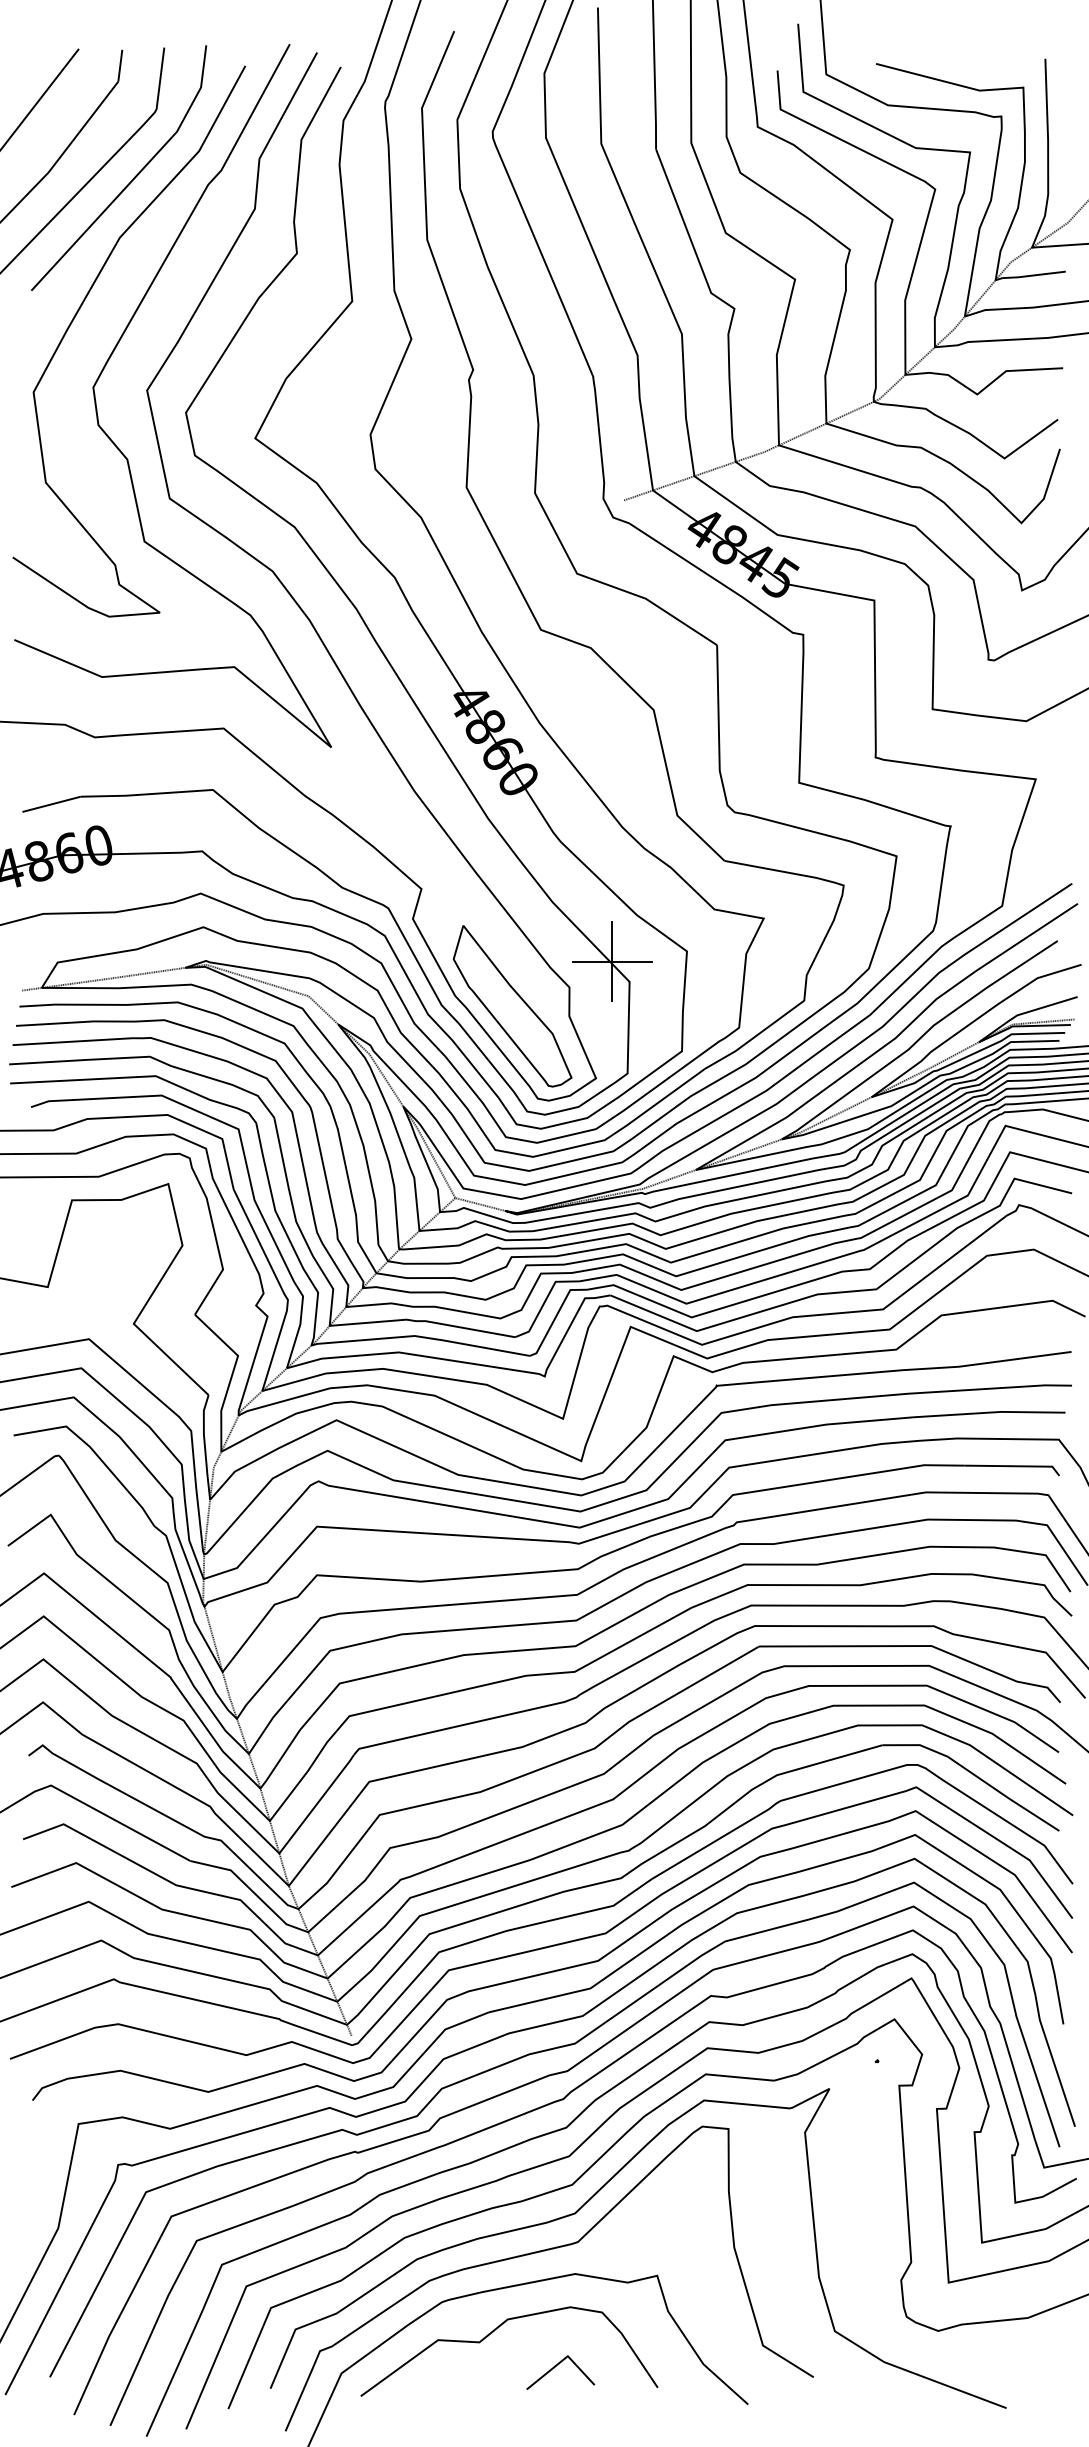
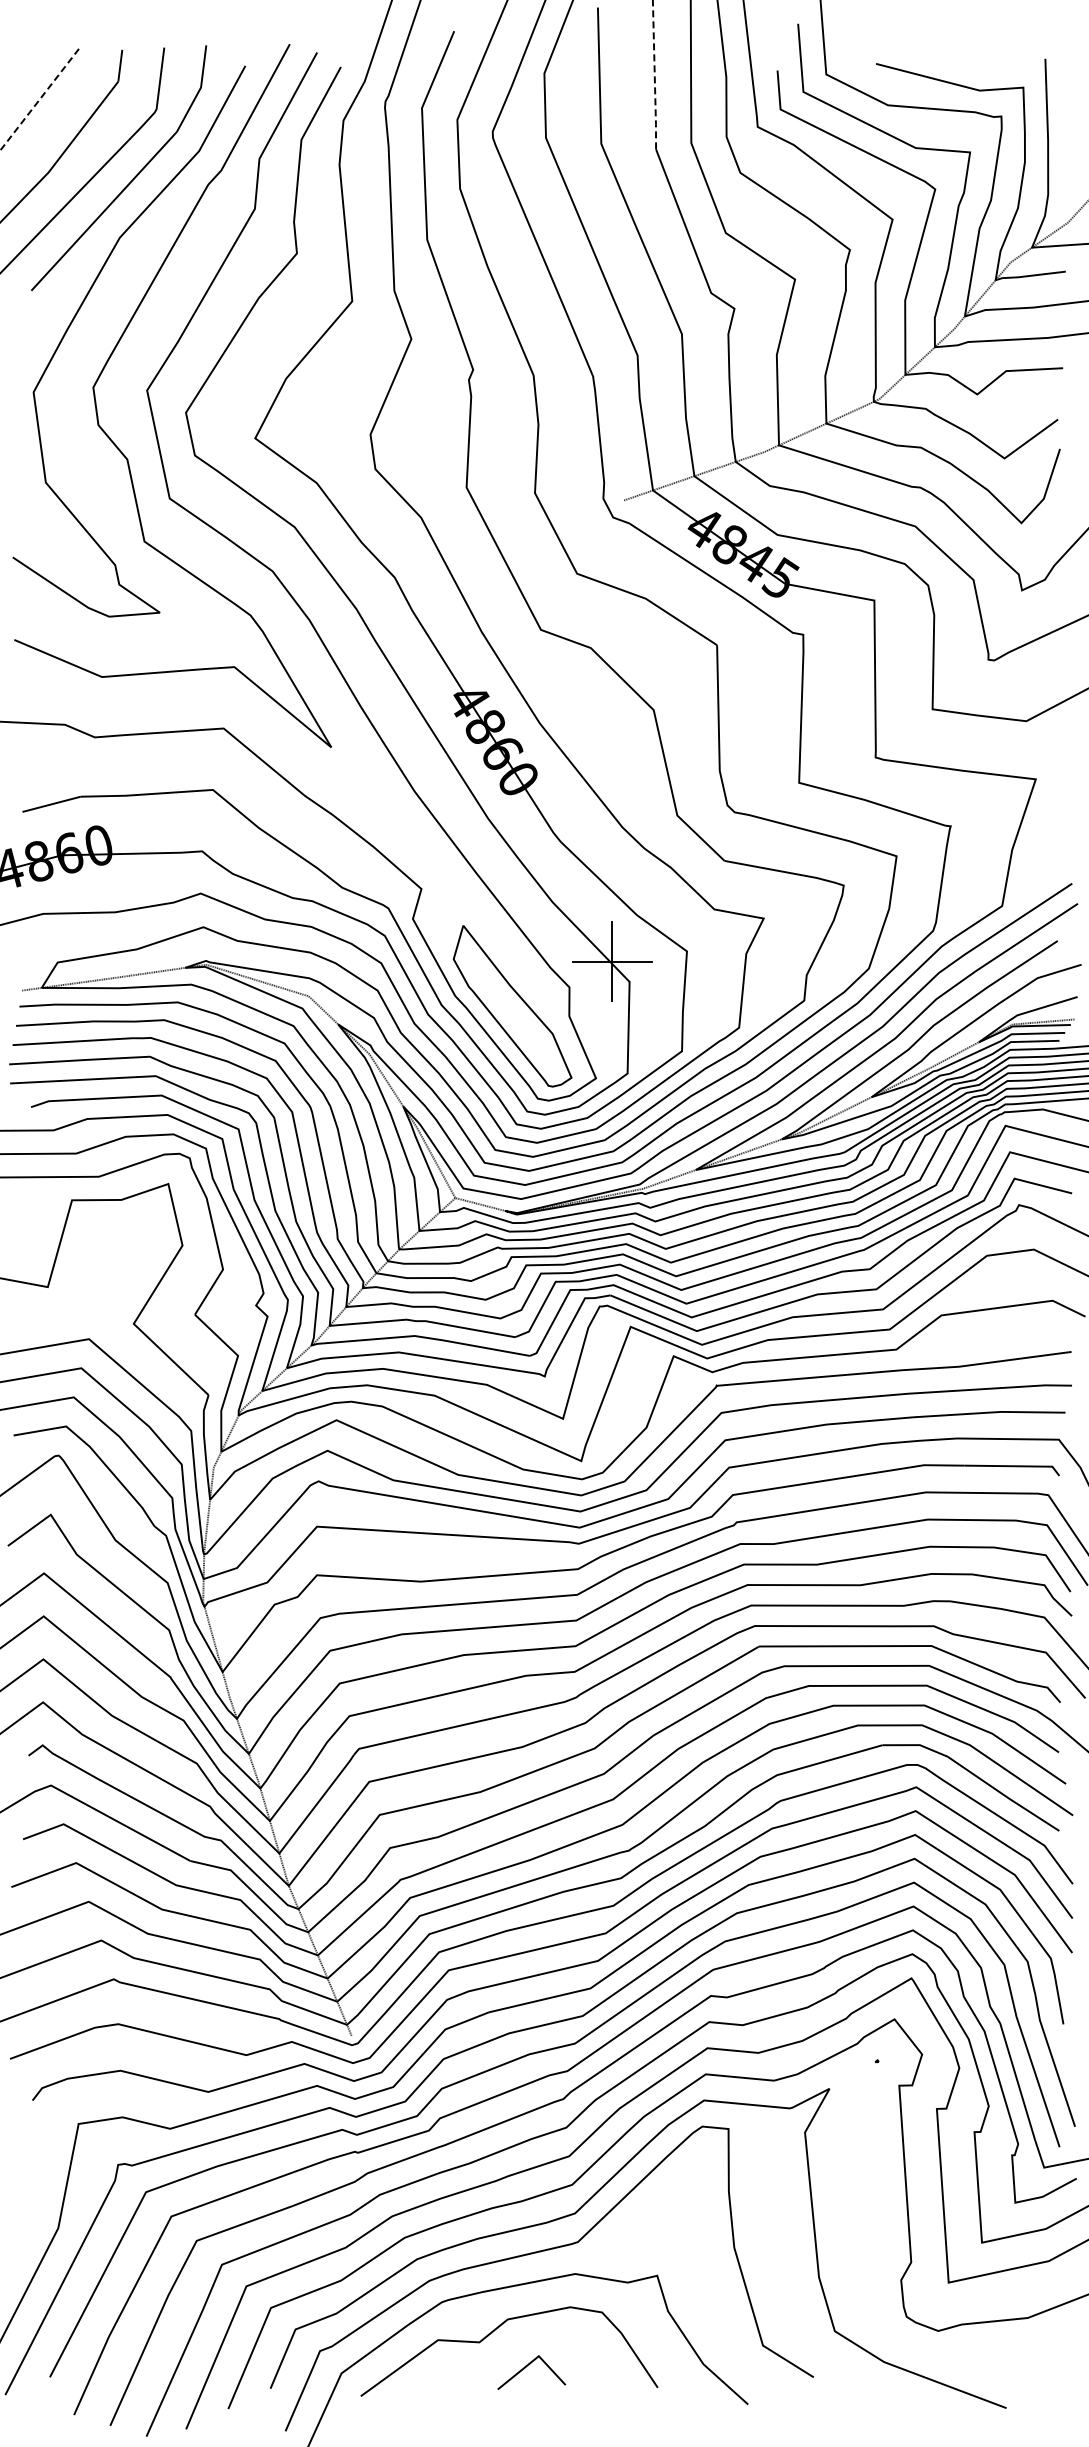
line: solid -> dashed (654, 75)
line: solid -> dashed (39, 100)
line position: (555, 2367) -> (526, 2367) (526, 2367)
